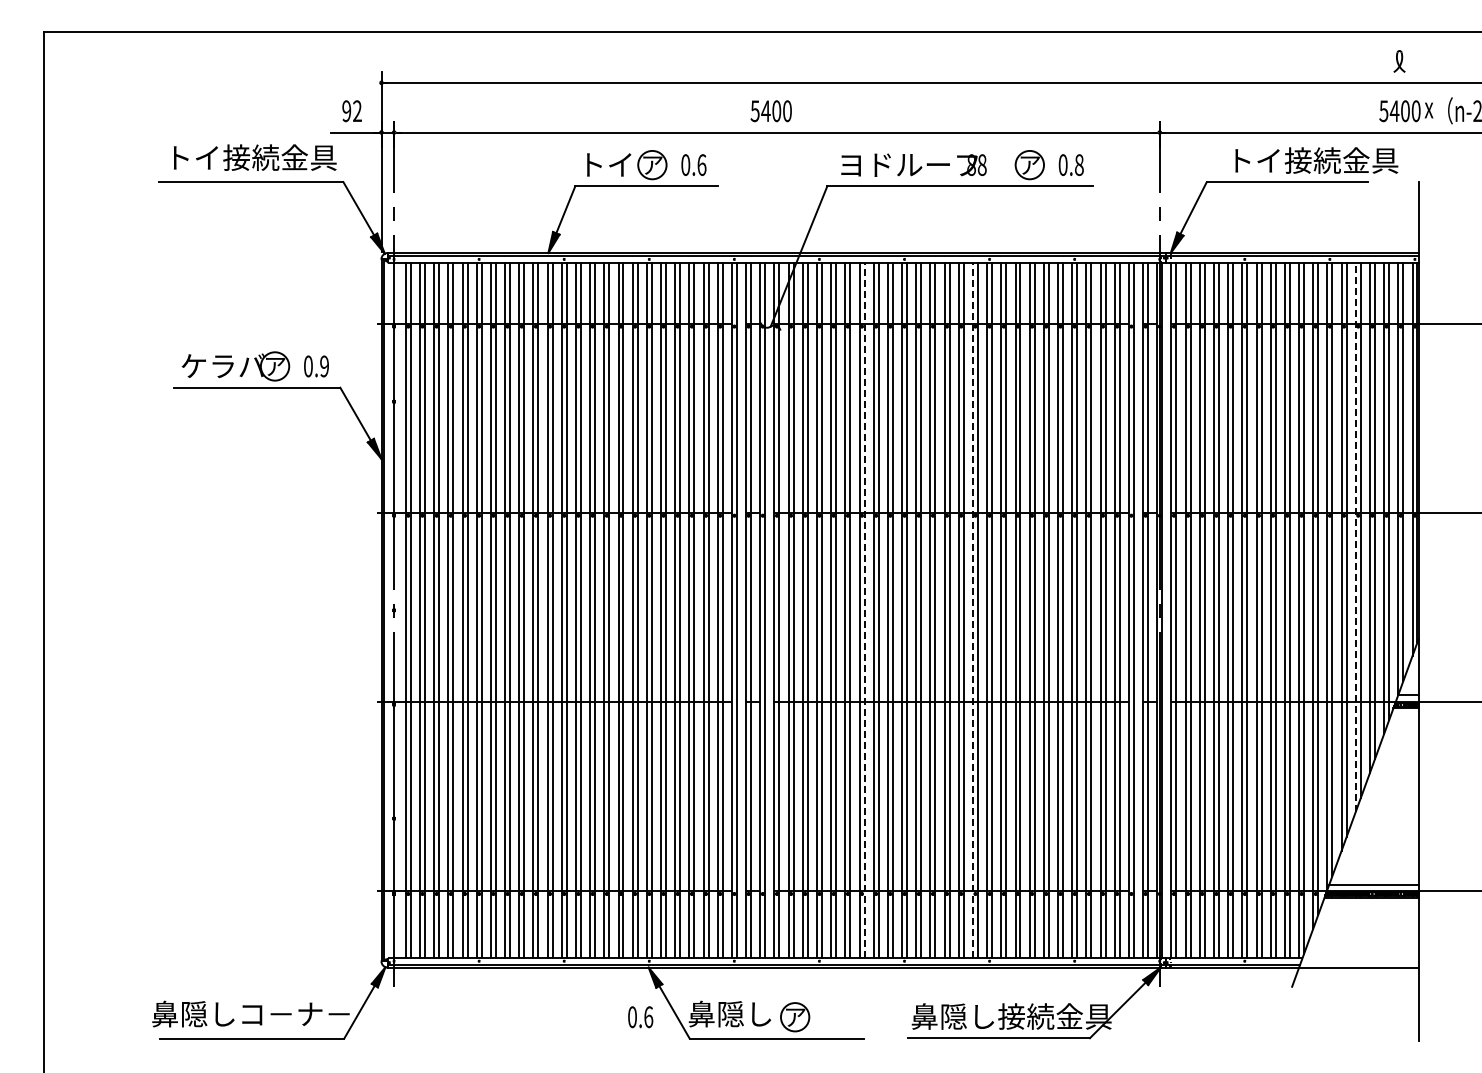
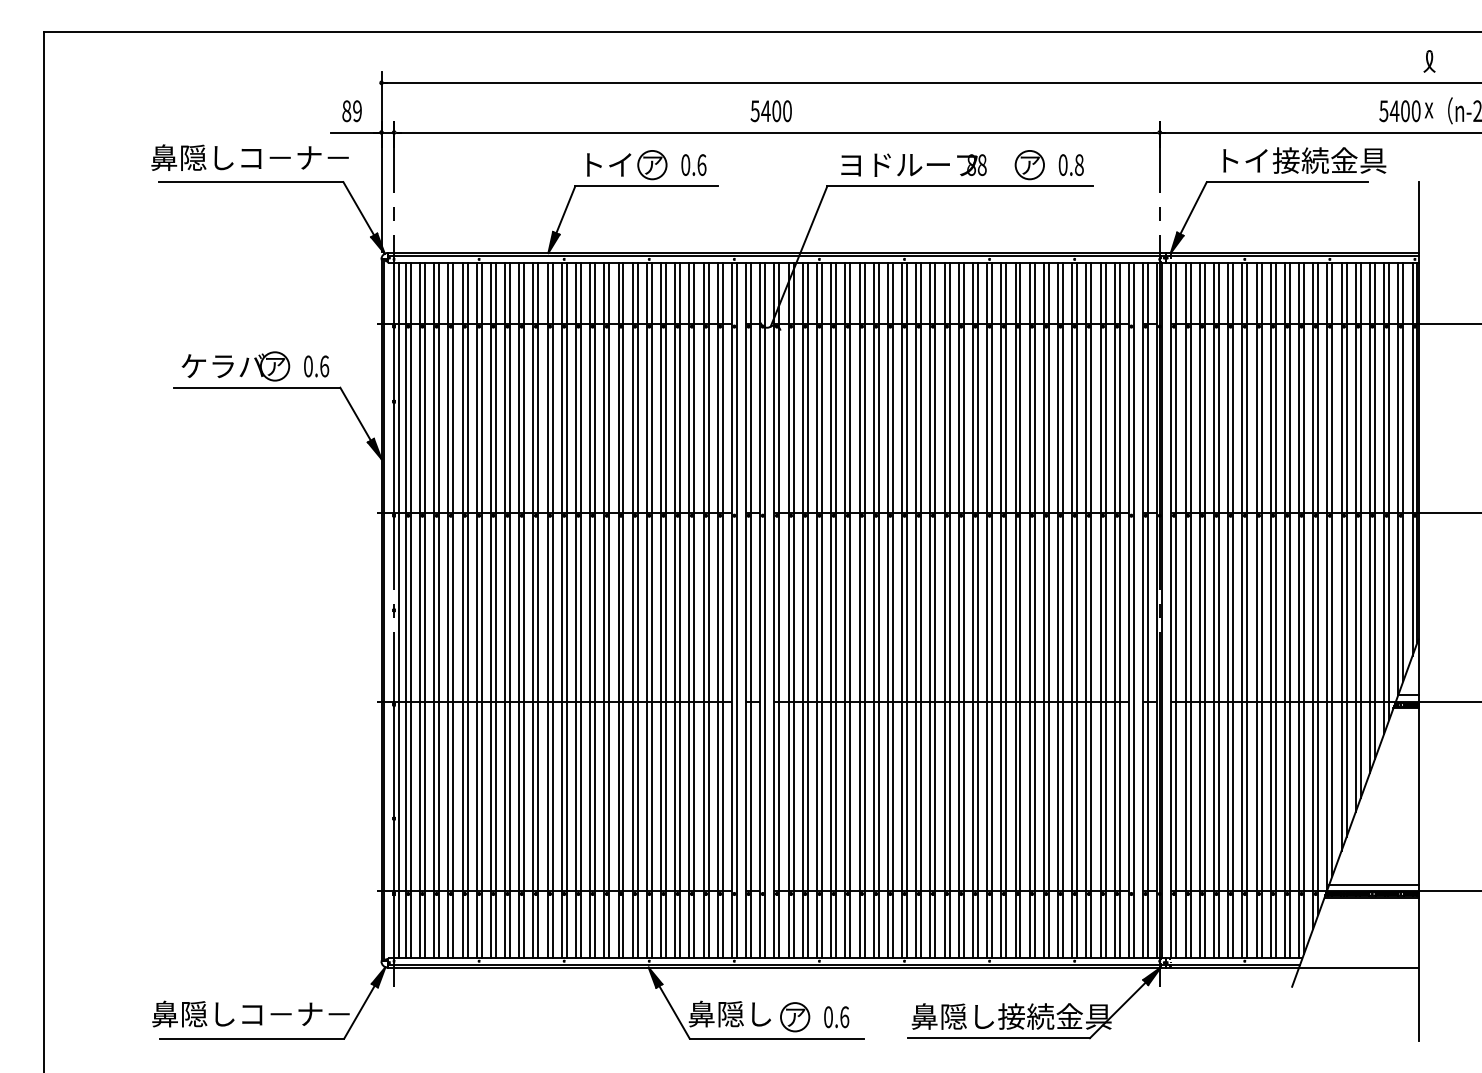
part position: (1399, 61) -> (1429, 61) (1429, 61)
text: 92 -> 89 (351, 111)
text: トイ接続金具 -> 鼻隠しコ－ナ－ (249, 157)
text position: (1316, 160) -> (1304, 160) (1304, 160)
text: 0.9 -> 0.6 (324, 366)
line: dashed -> solid (1355, 536)
line: none -> present (398, 610)
line: dashed -> solid (864, 610)
line: dashed -> solid (972, 610)
text position: (640, 1017) -> (836, 1017) (836, 1017)
